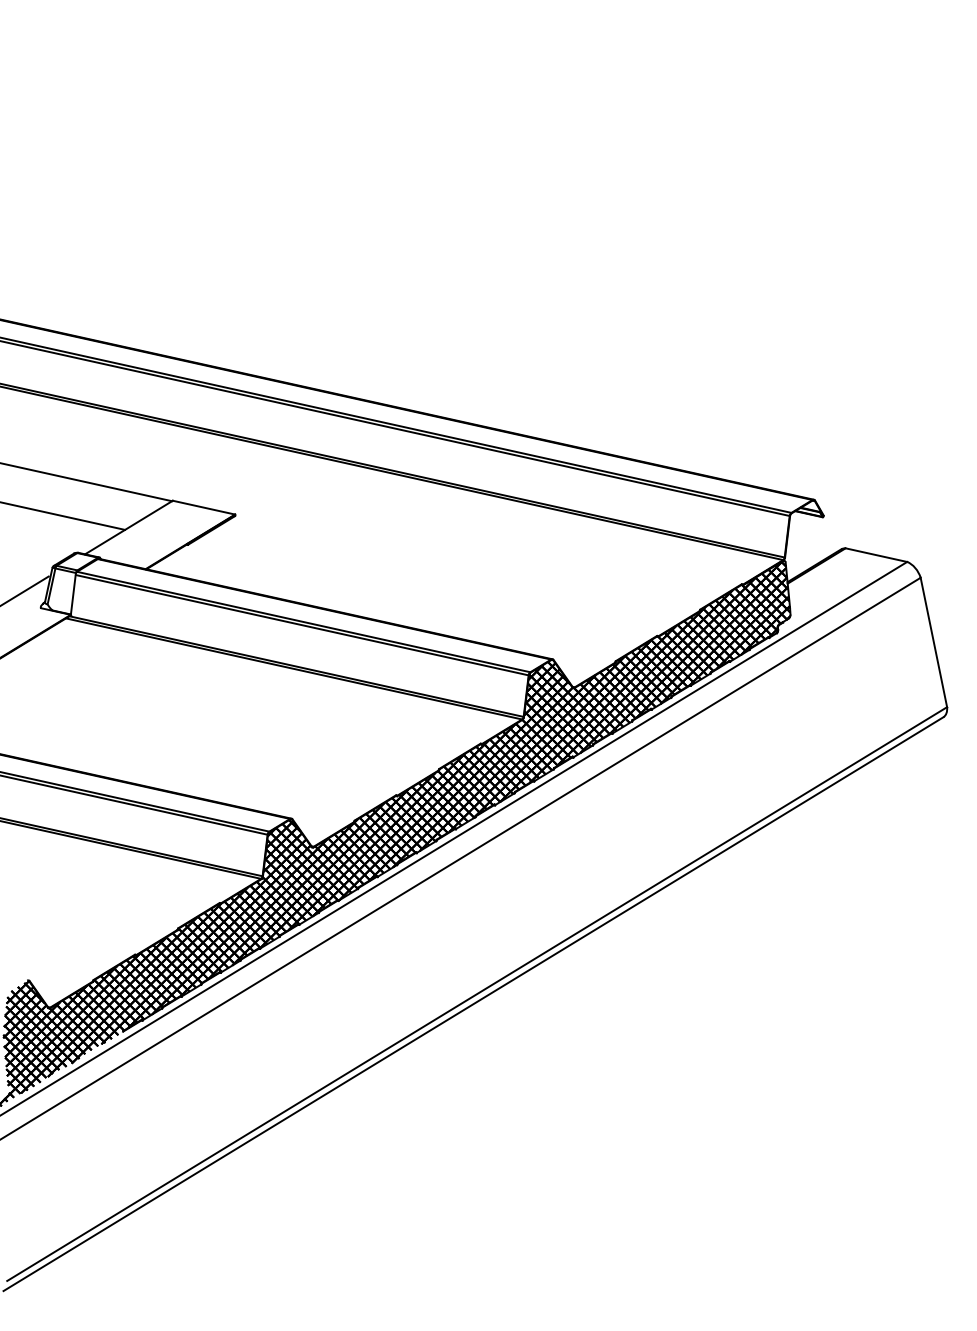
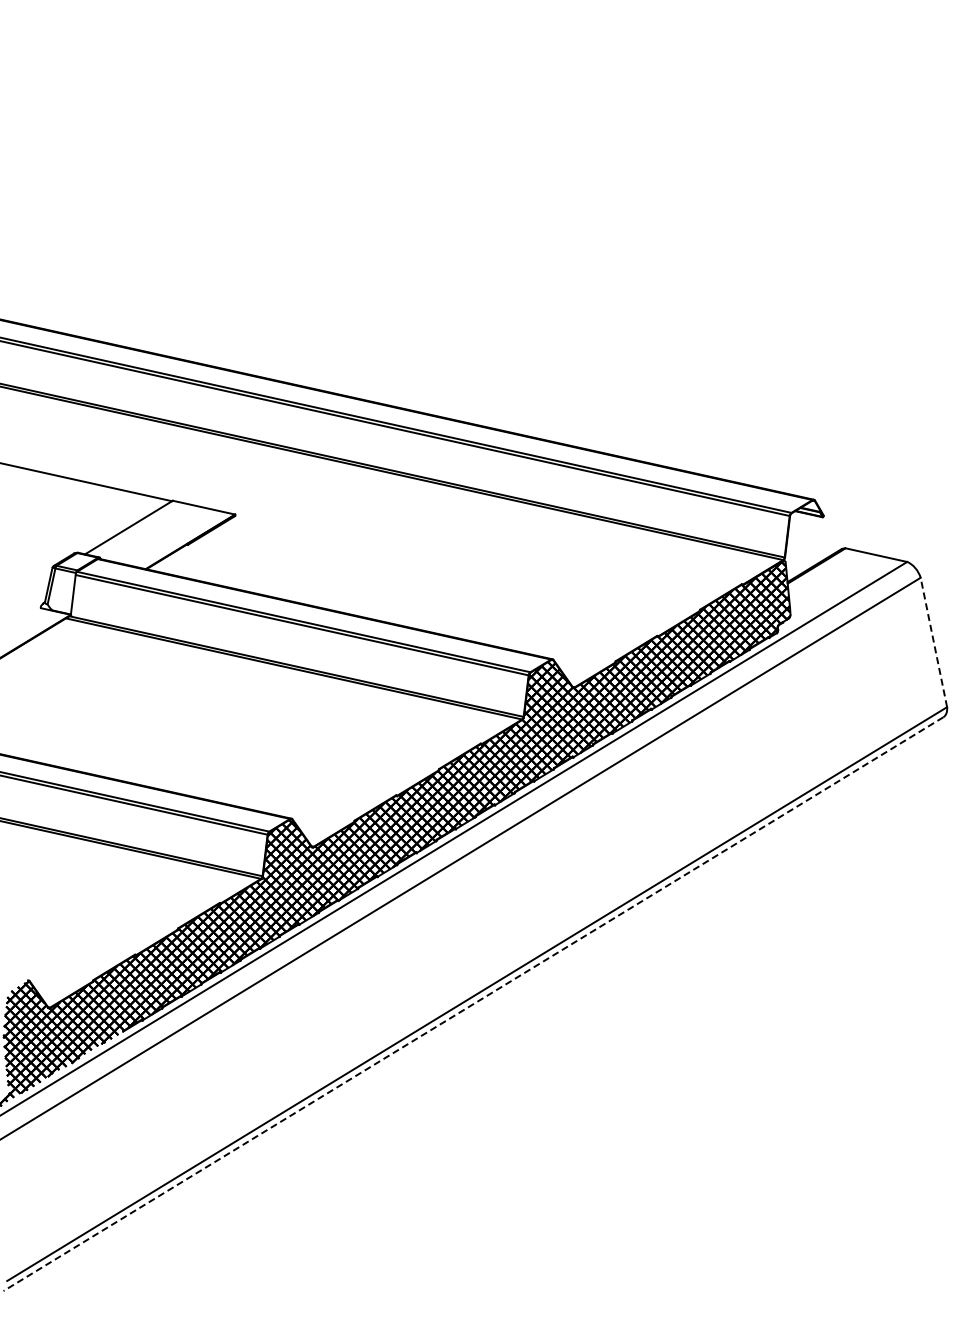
line: present -> none (63, 515)
line: present -> none (25, 590)
line: solid -> dashed (933, 642)
line: solid -> dashed (473, 1004)
